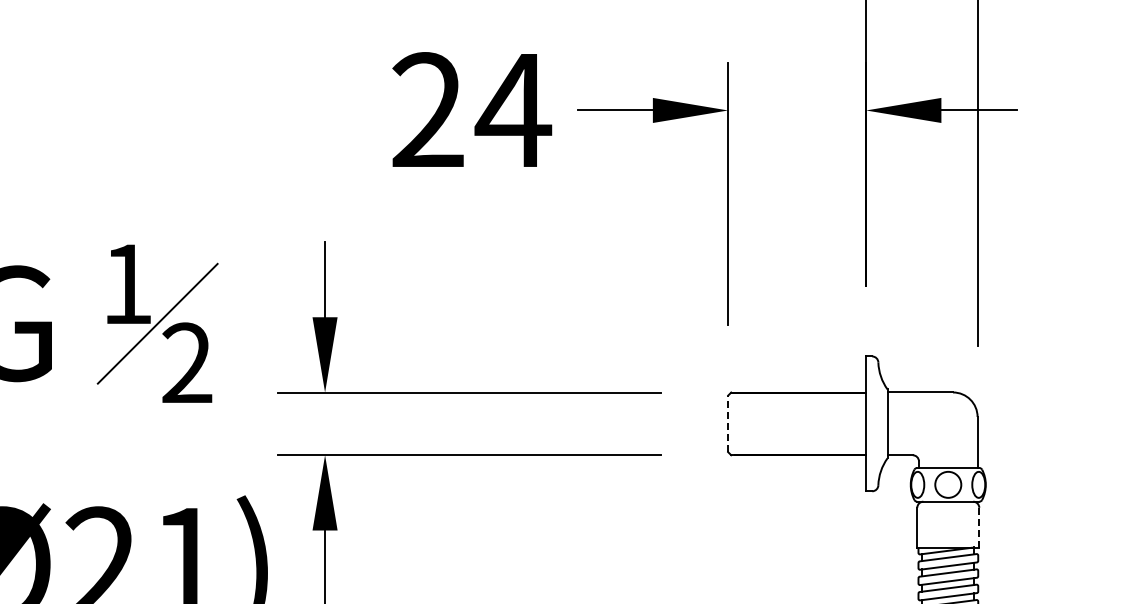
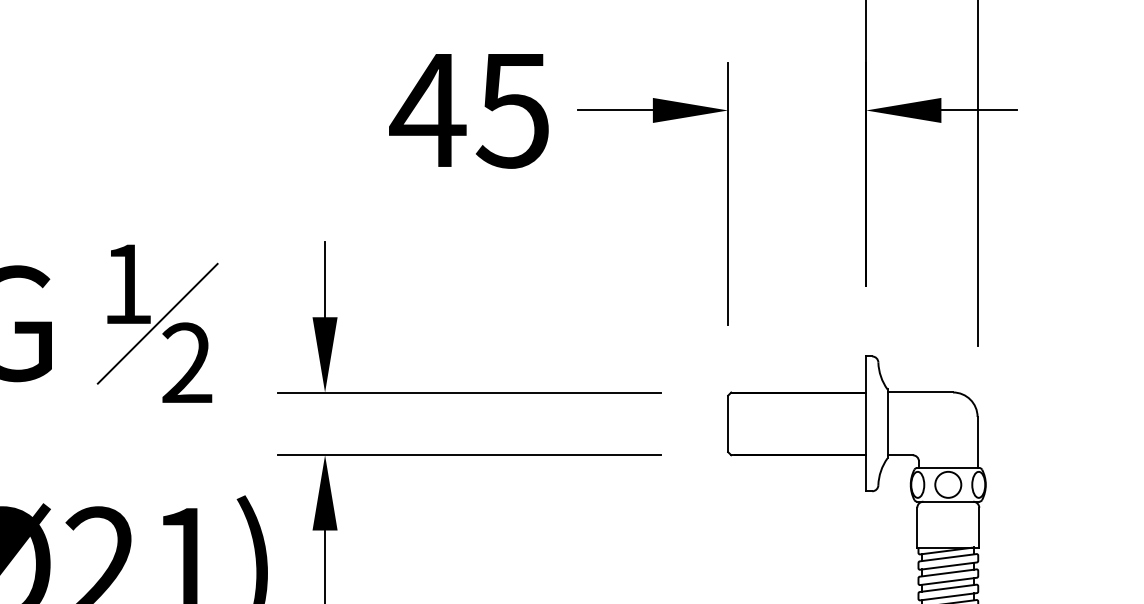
text: 24 -> 45 (470, 110)
line: dashed -> solid (728, 423)
line: dashed -> solid (979, 527)
